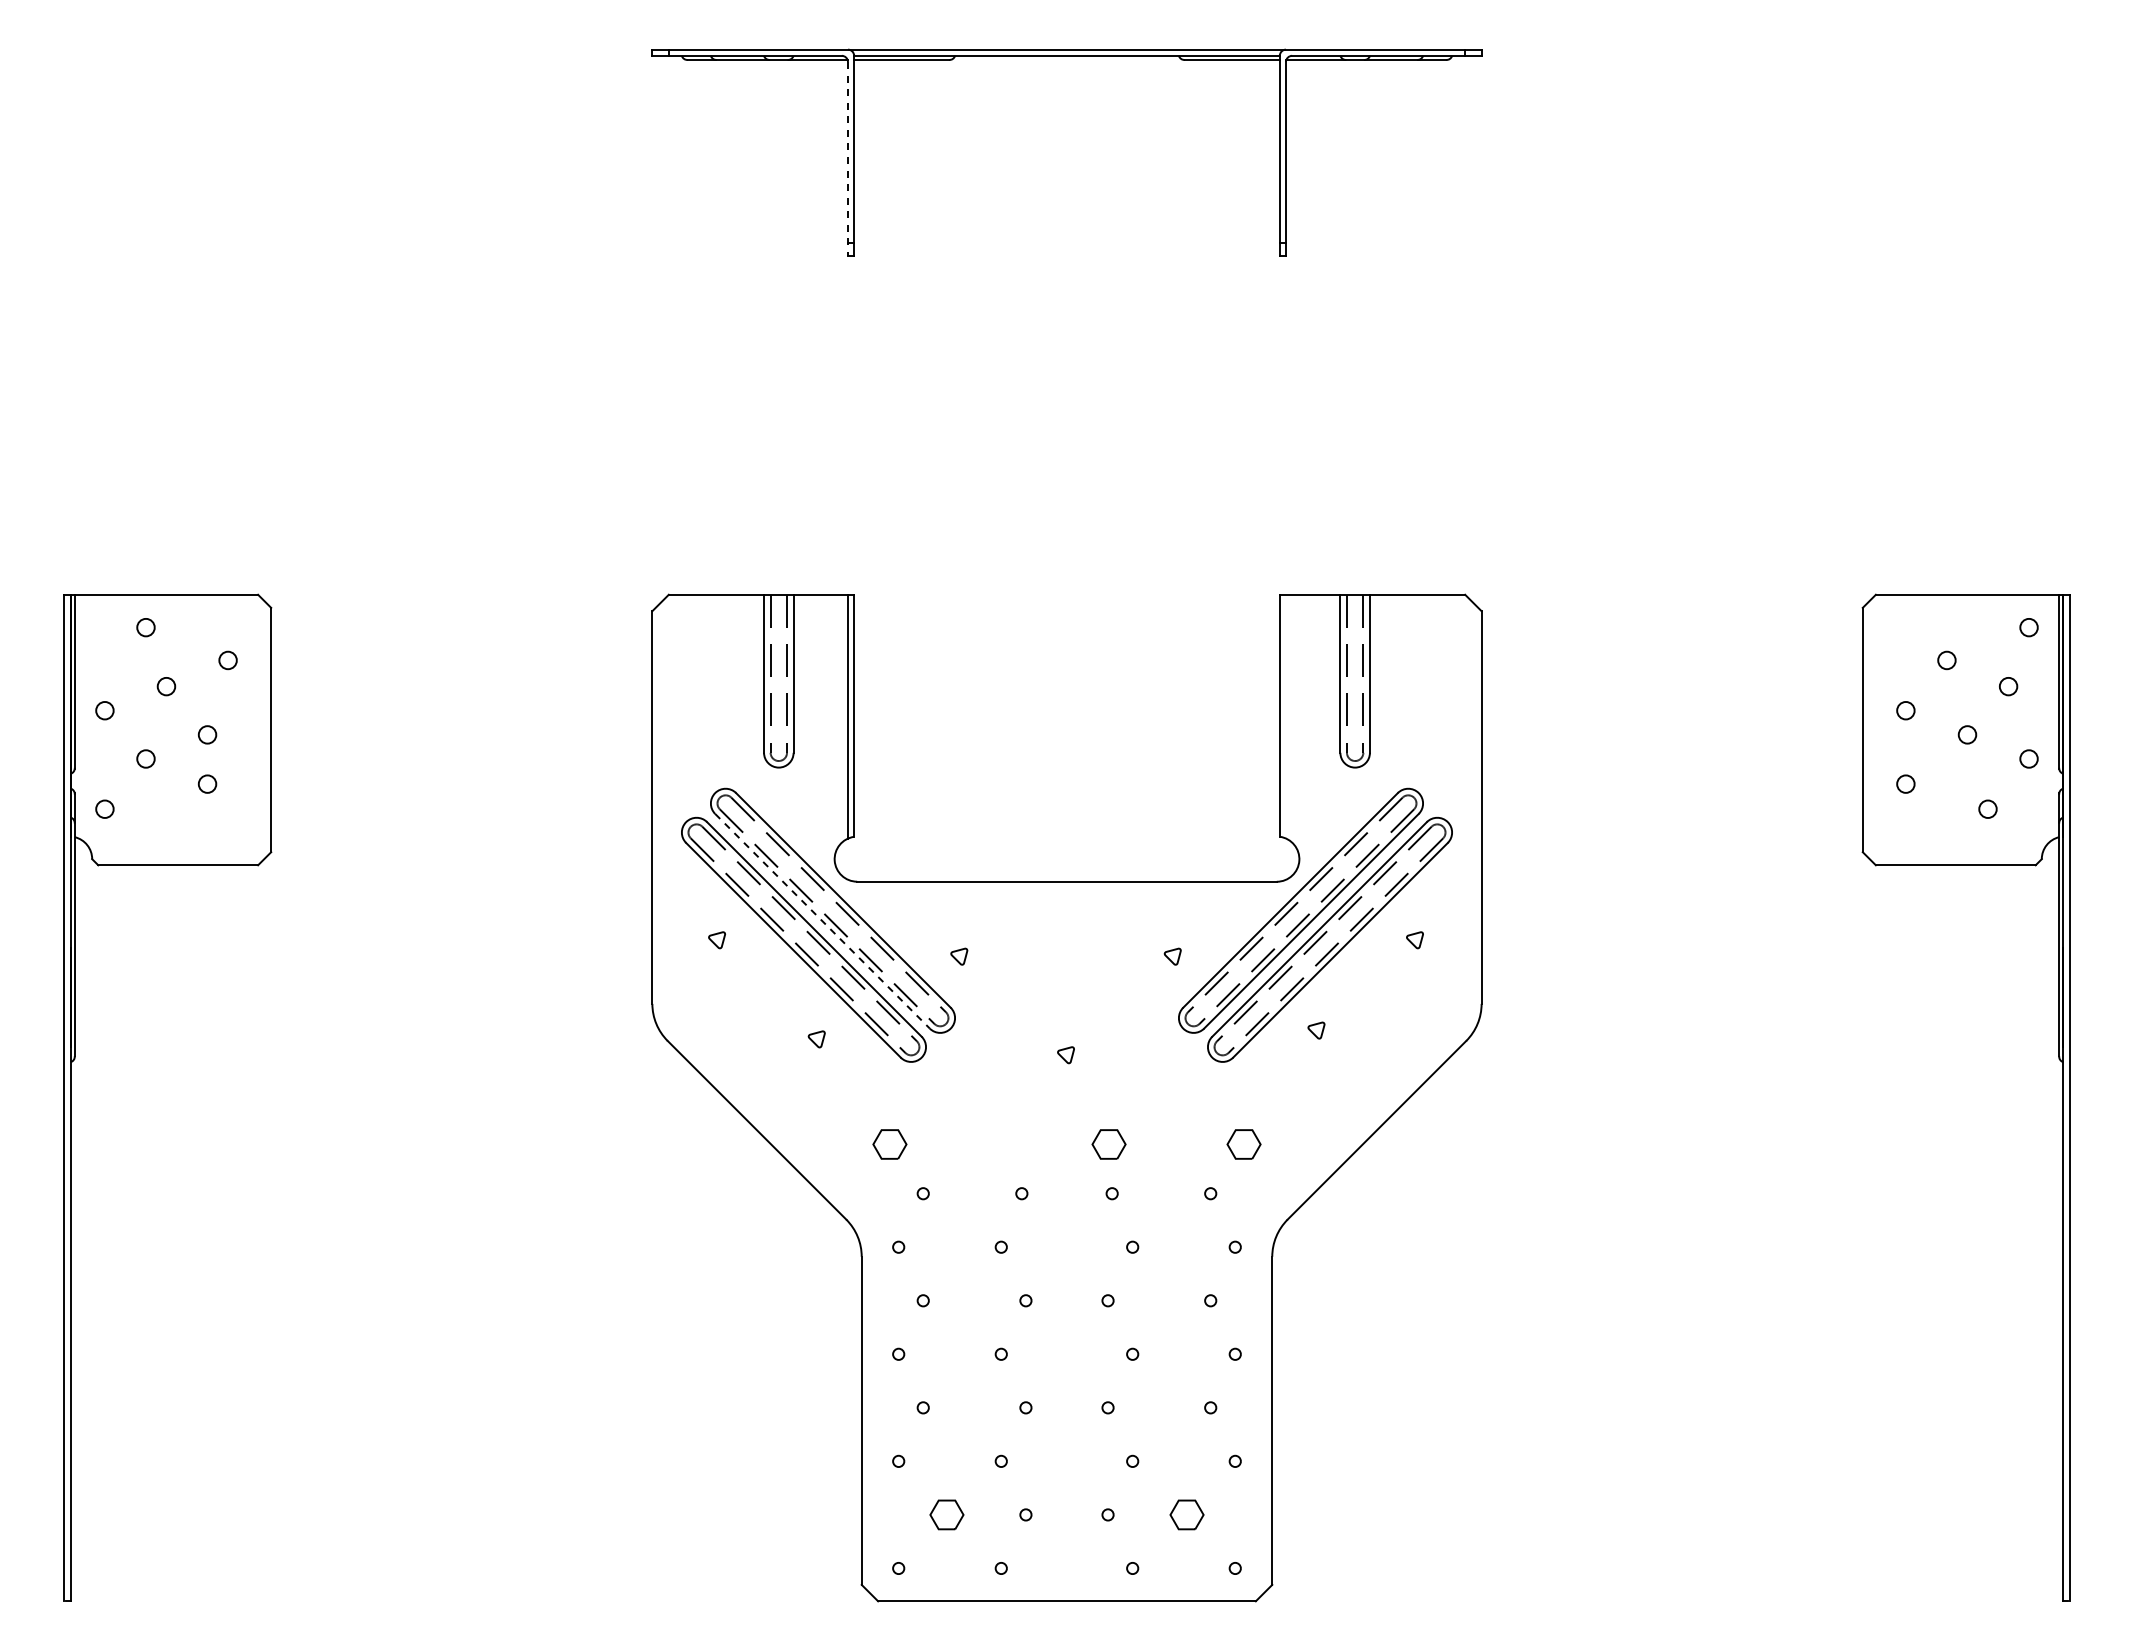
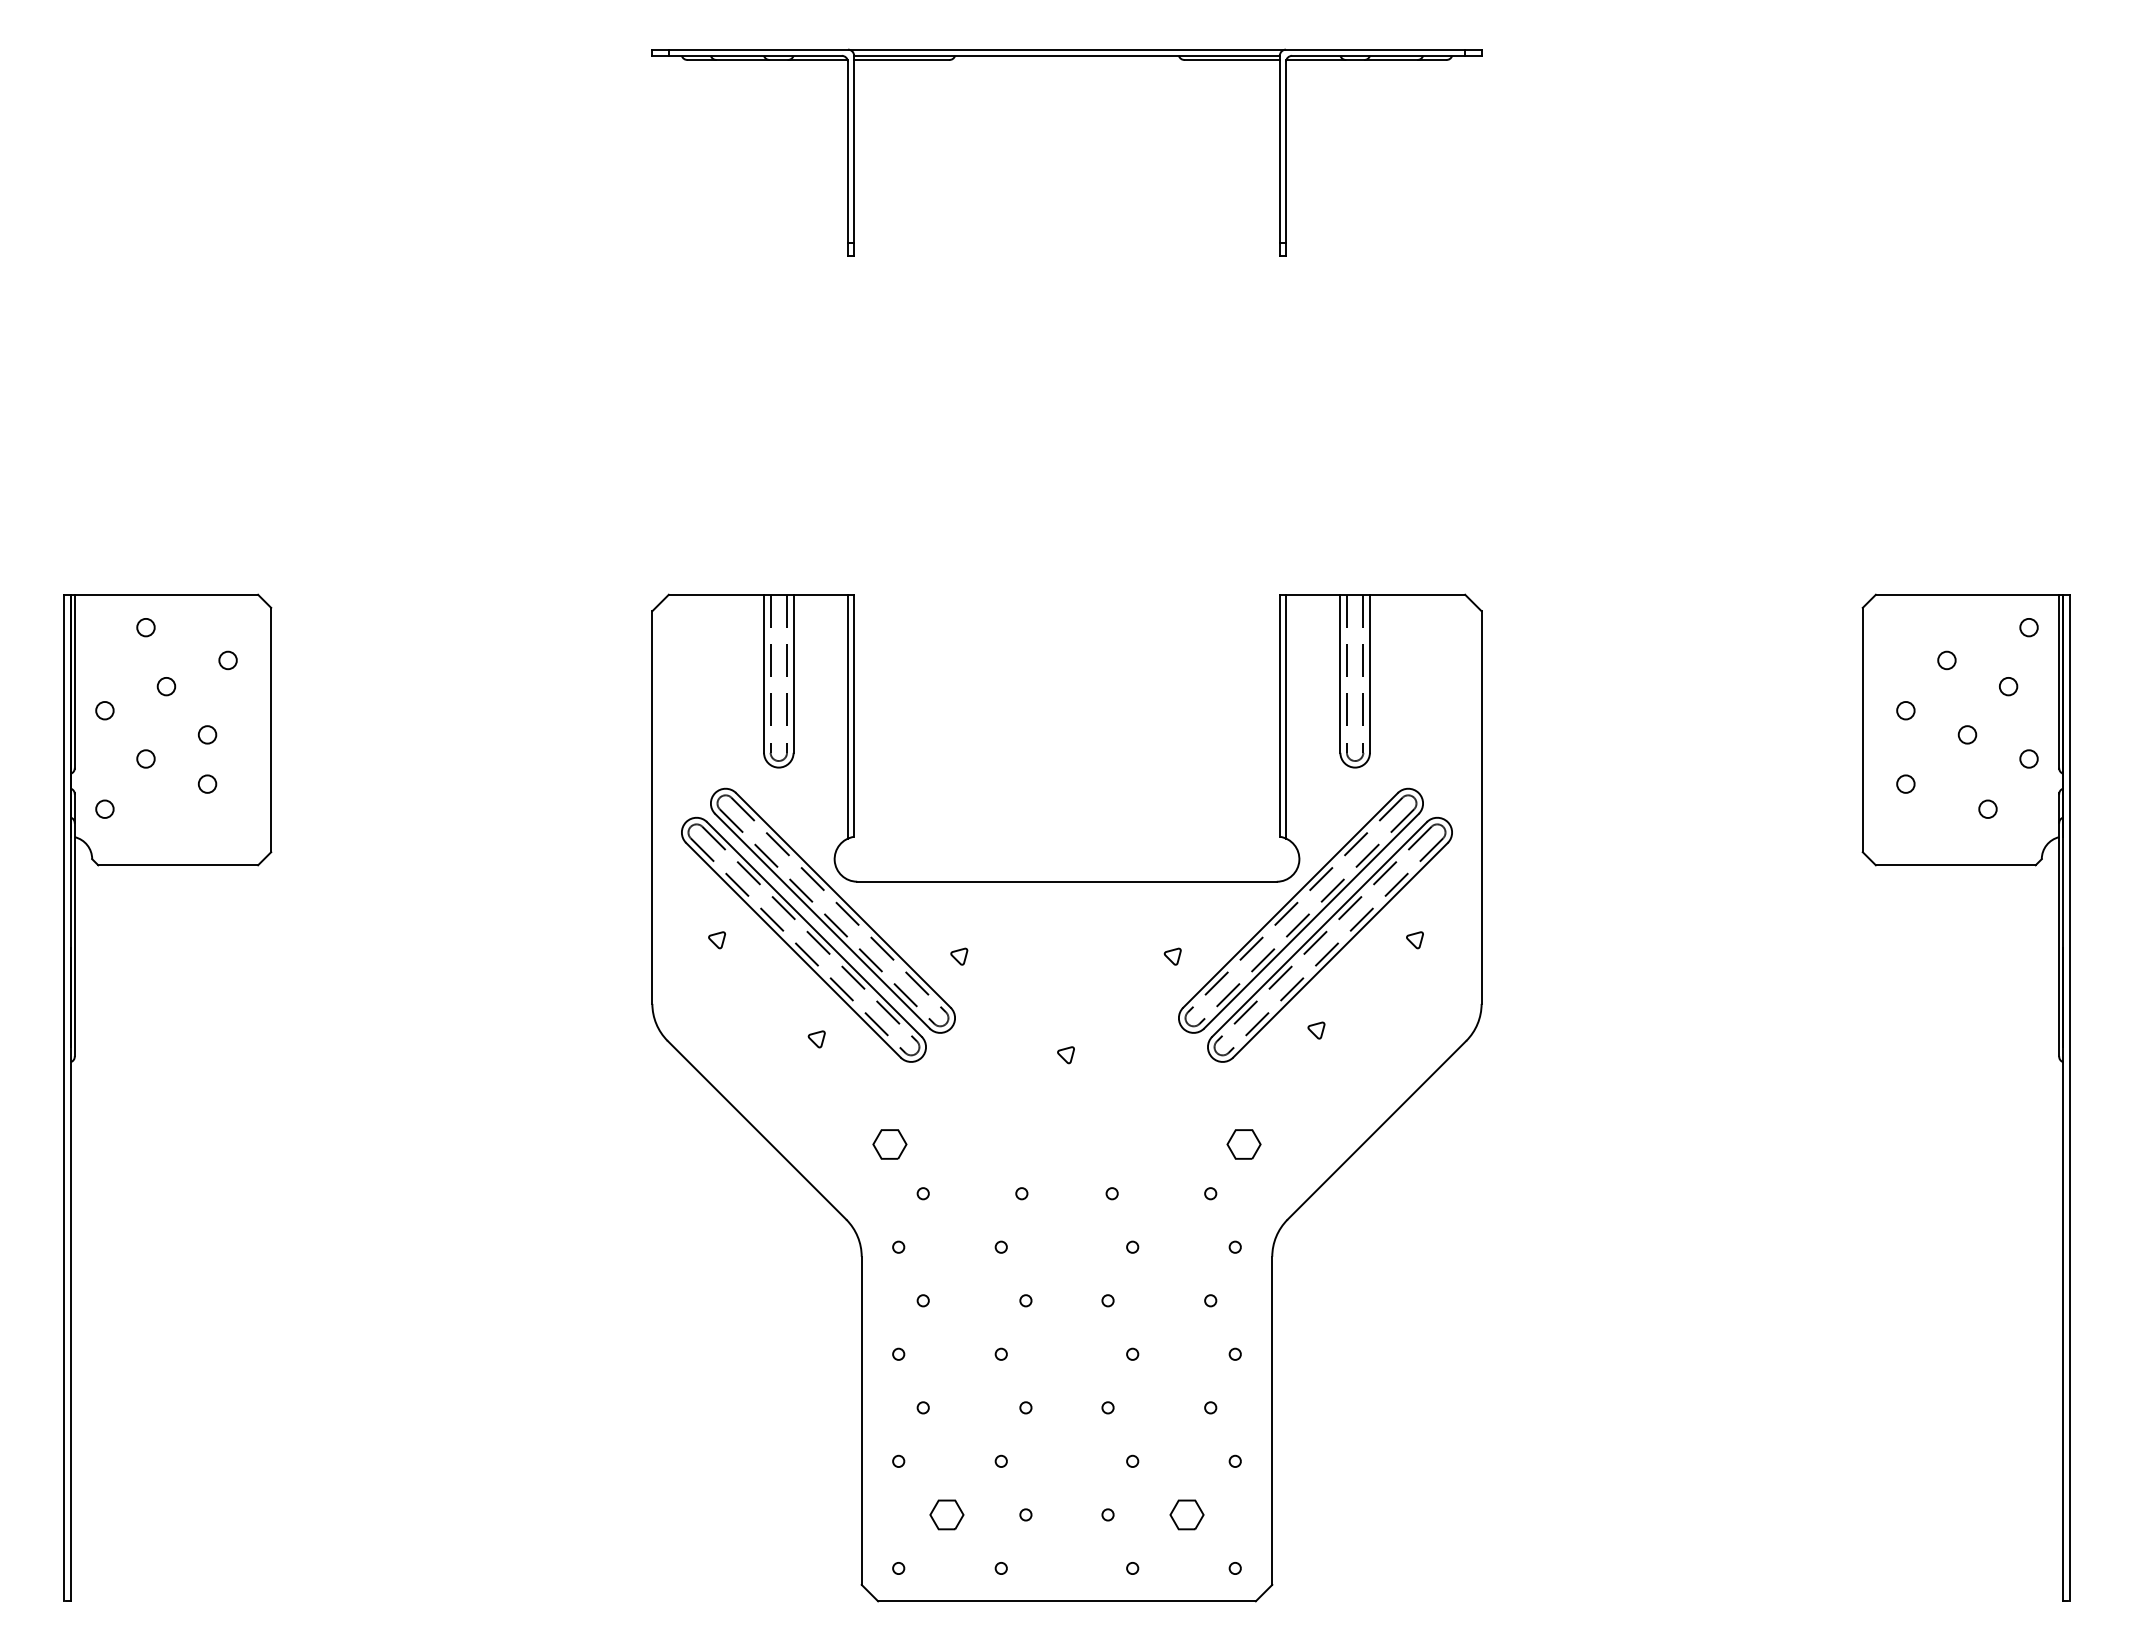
line: dashed -> solid (847, 159)
line: none -> present (1286, 716)
line: dashed -> solid (822, 921)
part: present -> none (1108, 1144)
